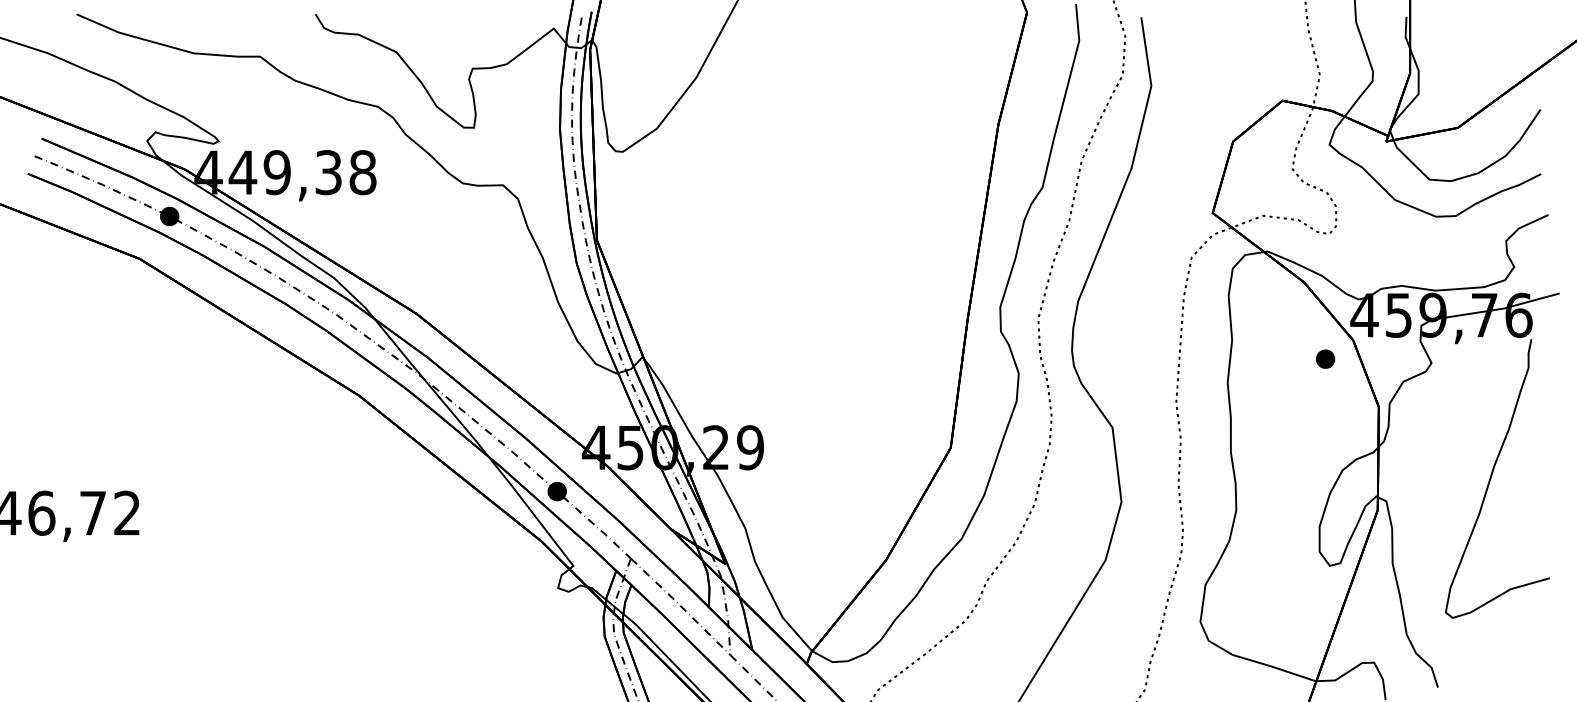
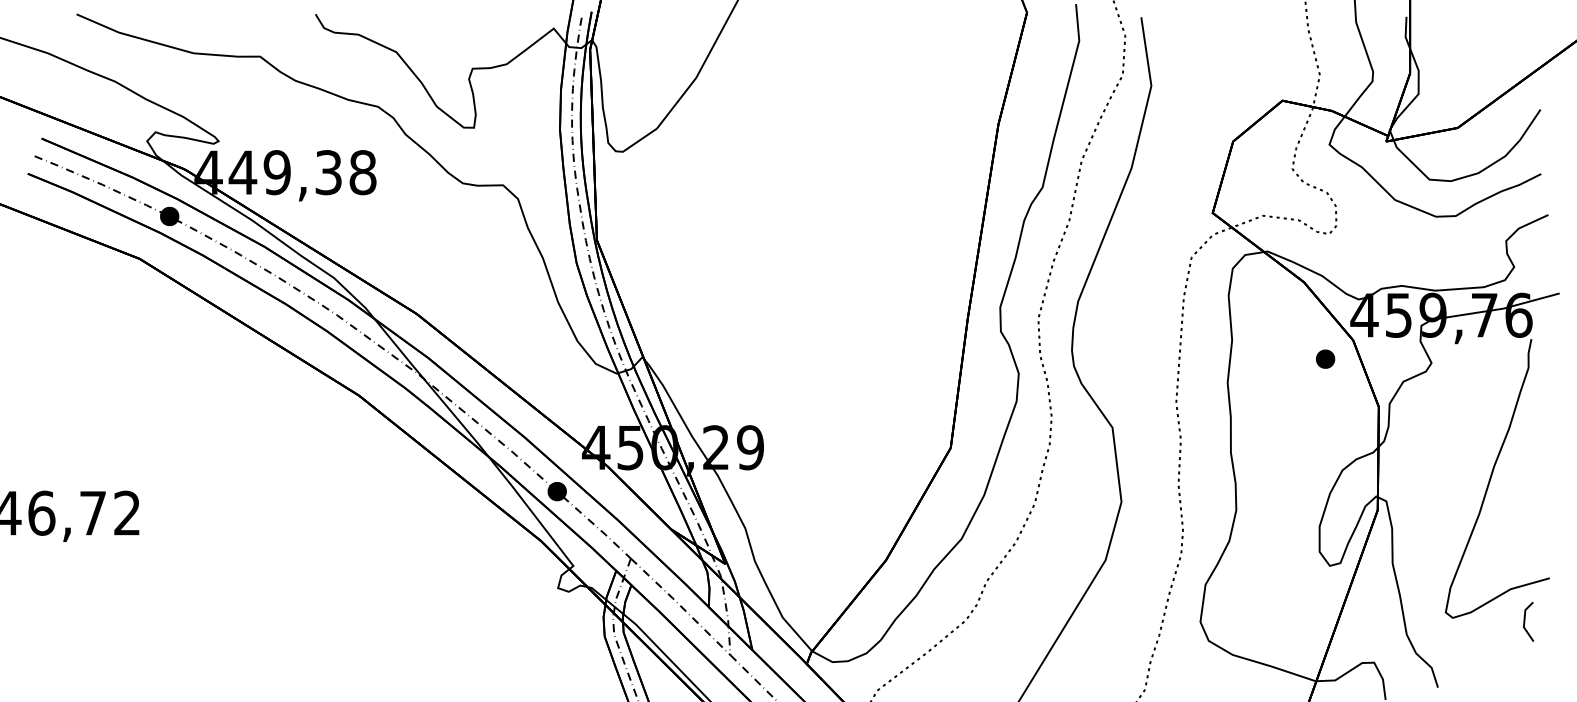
line: none -> present (1525, 621)
